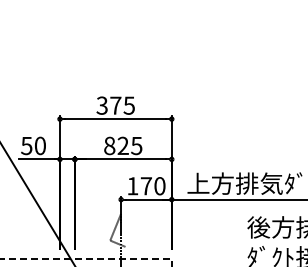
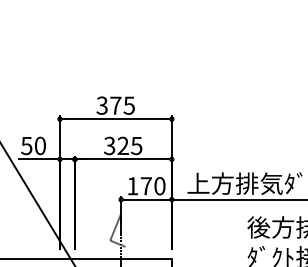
text: 825 -> 325 (109, 145)
line: dashed -> solid (90, 259)
